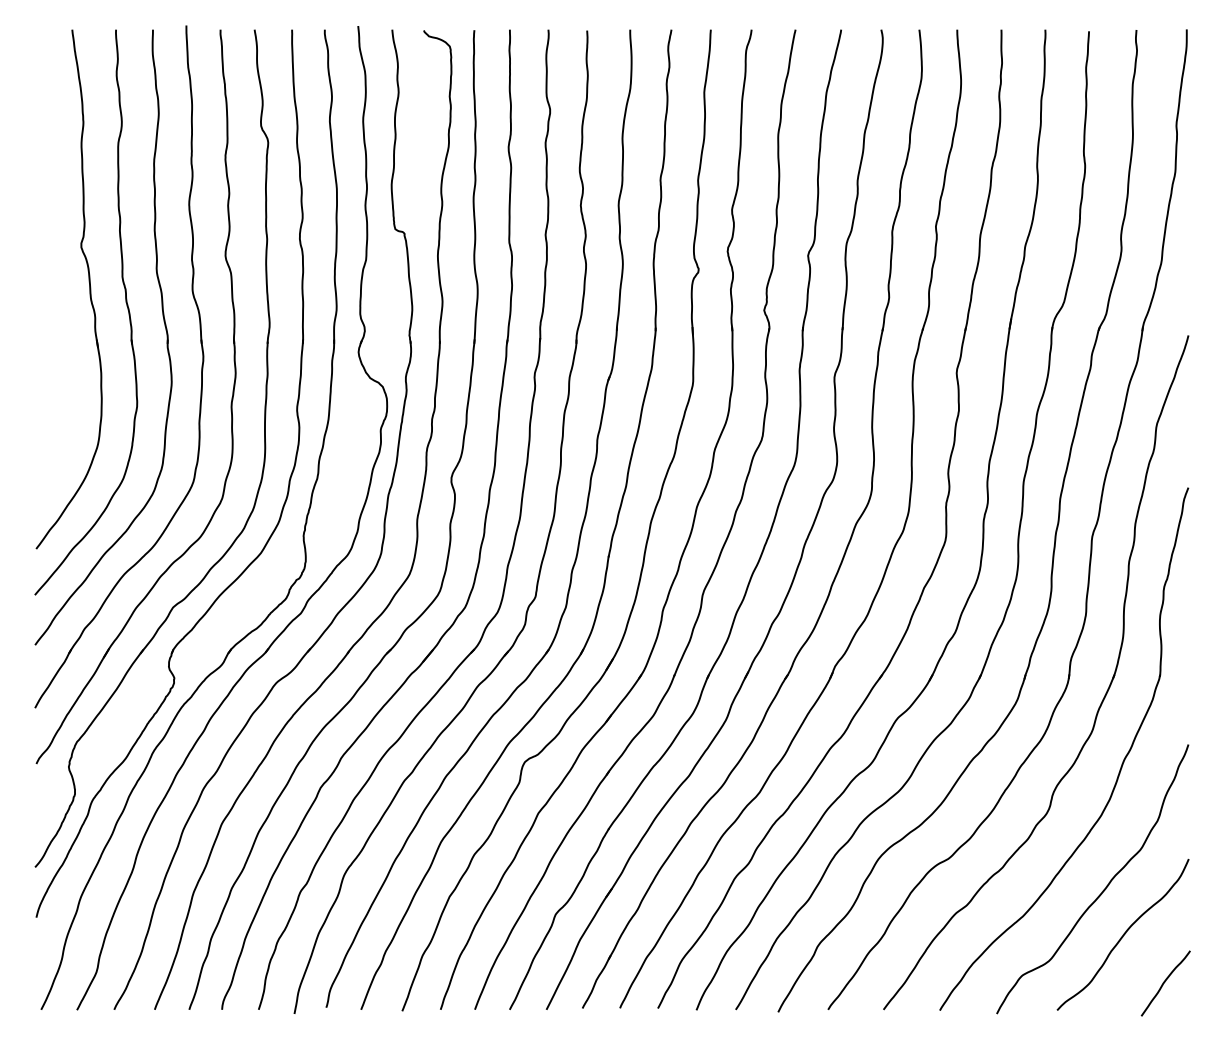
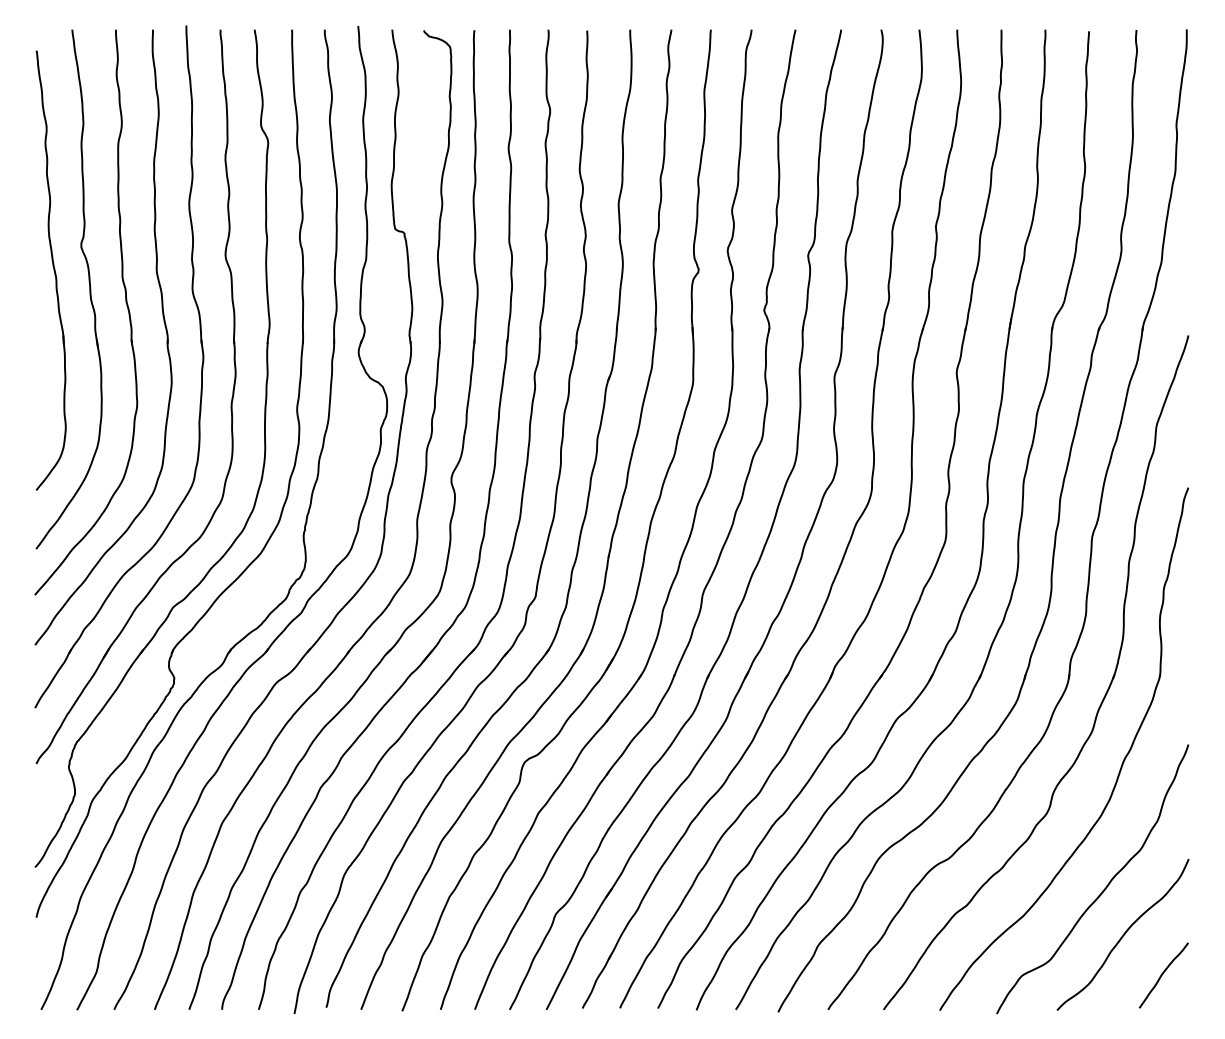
part: none -> present (50, 270)
curve position: (1165, 982) -> (1163, 974) (1163, 974)
